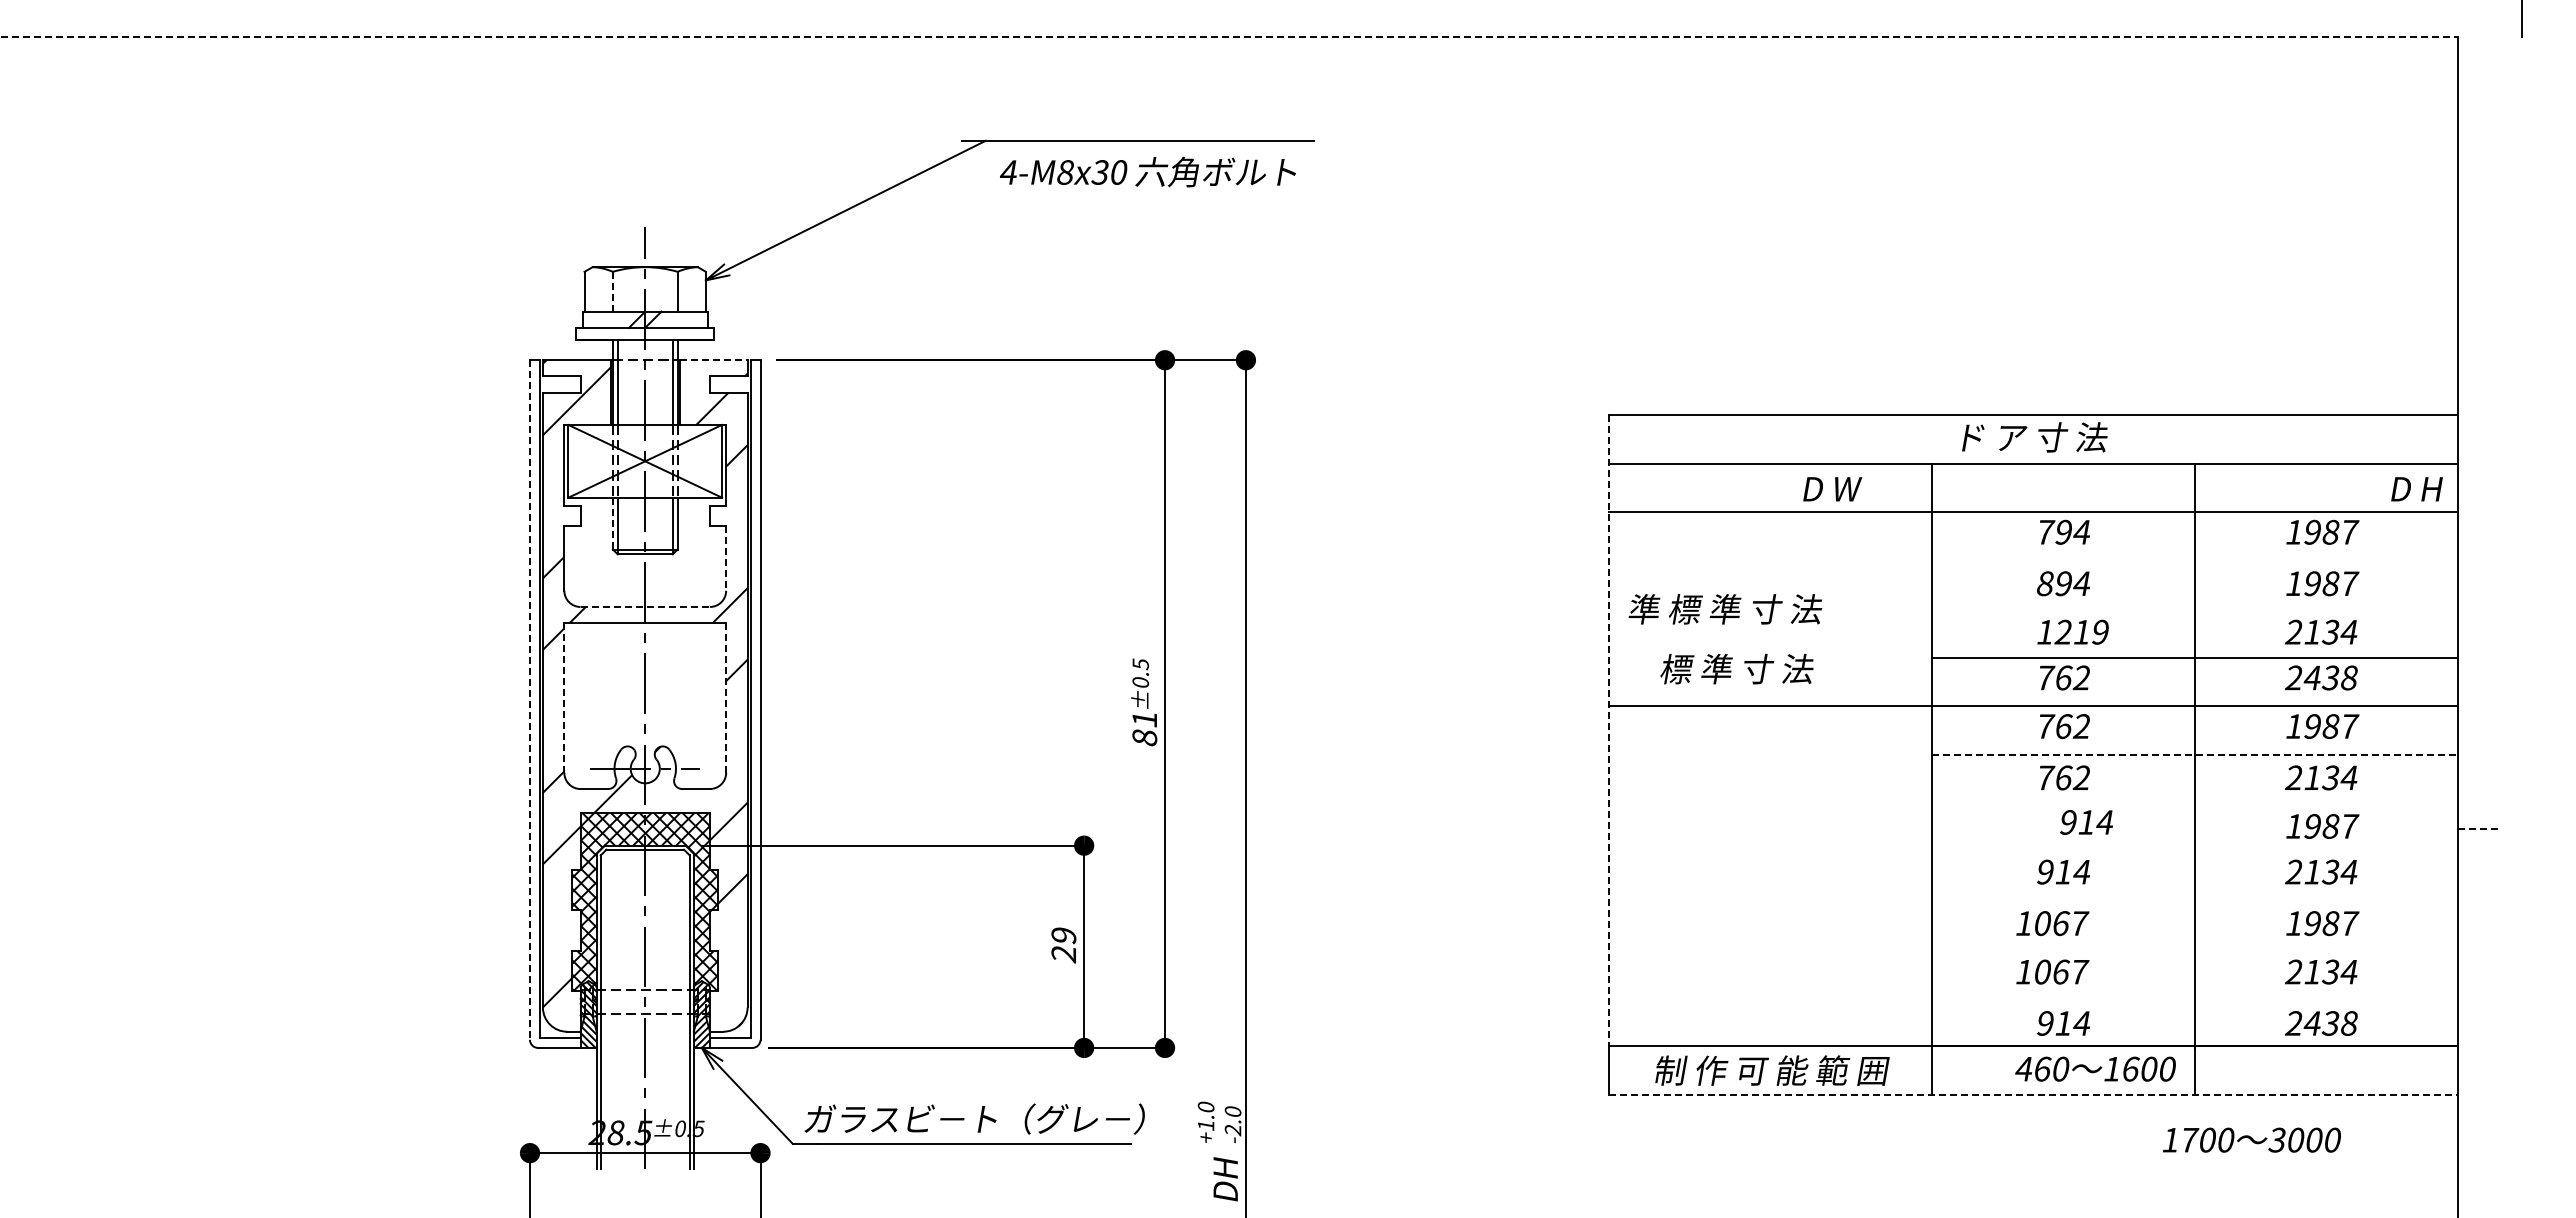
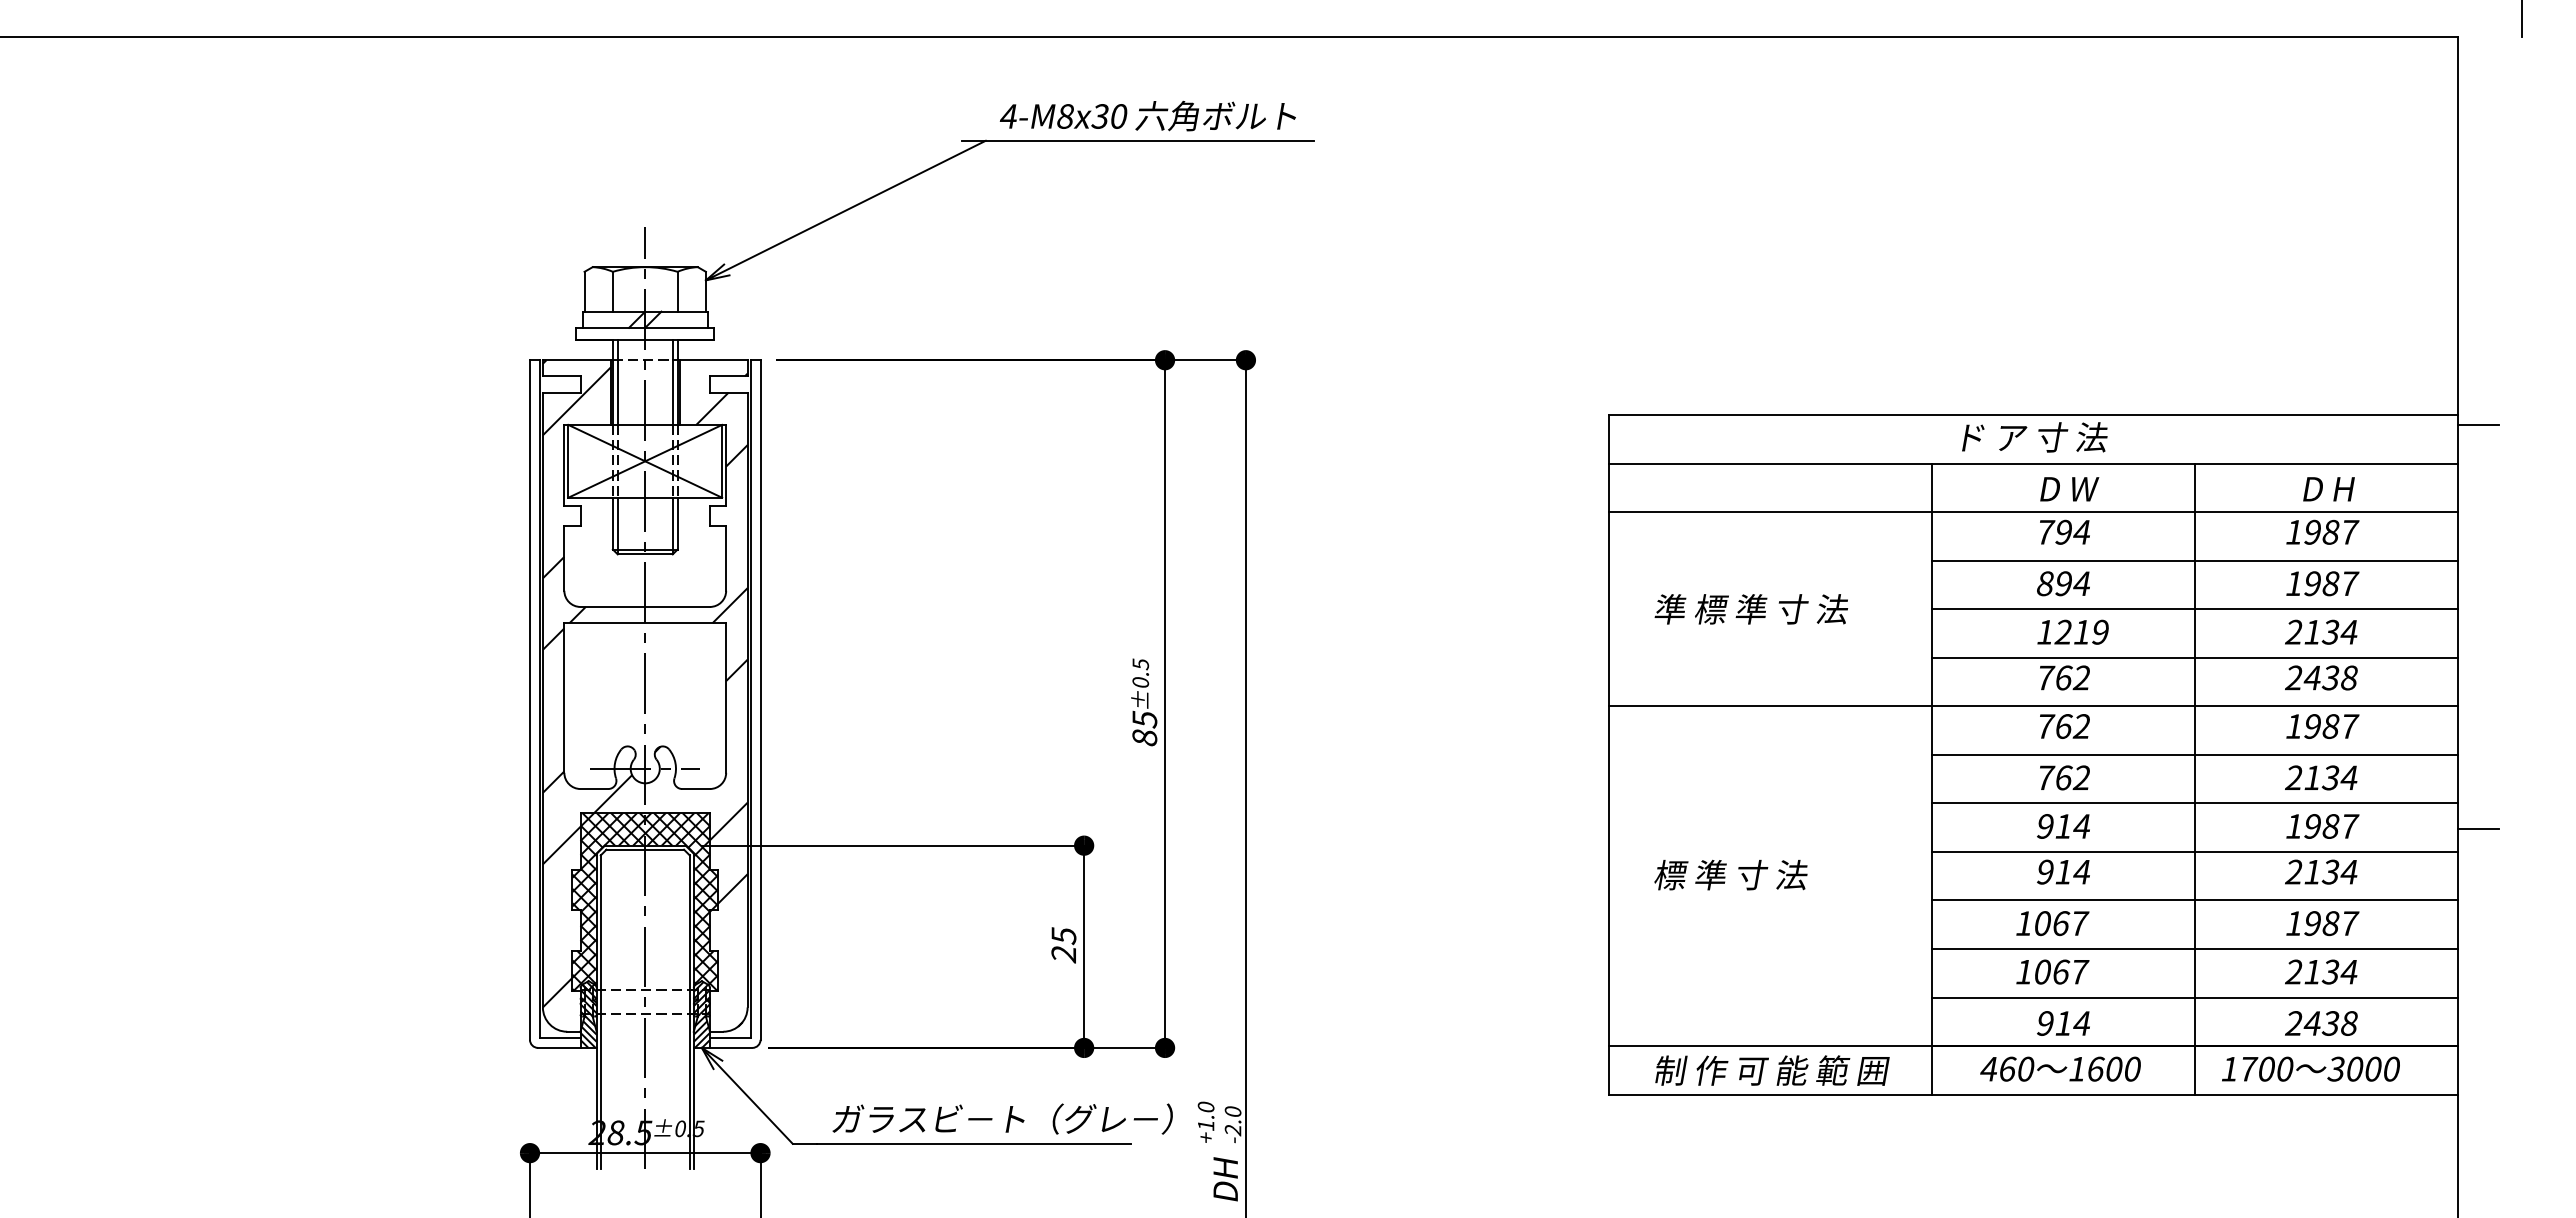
line: dashed -> solid (1229, 36)
text position: (1147, 171) -> (1147, 115) (1147, 115)
line: dashed -> solid (612, 291)
line: dashed -> solid (713, 360)
line: none -> present (2478, 424)
text position: (1832, 489) -> (2069, 489) (2069, 489)
text position: (2416, 489) -> (2328, 489) (2328, 489)
line: dashed -> solid (612, 523)
line: dashed -> solid (726, 558)
line: none -> present (2195, 560)
line: dashed -> solid (645, 606)
text position: (1725, 609) -> (1751, 609) (1751, 609)
line: none -> present (2195, 609)
text position: (1736, 668) -> (1730, 874) (1730, 874)
line: dashed -> solid (564, 697)
line: dashed -> solid (726, 697)
line: dashed -> solid (529, 700)
text: 81 -> 85 (1144, 719)
line: dashed -> solid (1608, 730)
line: dashed -> solid (2195, 754)
line: none -> present (2195, 803)
text position: (2086, 822) -> (2063, 826) (2063, 826)
line: dashed -> solid (2478, 829)
line: none -> present (2195, 851)
line: none -> present (2195, 900)
text: 29 -> 25 (1063, 936)
line: none -> present (2195, 949)
line: none -> present (2195, 997)
text position: (2095, 1068) -> (2060, 1068) (2060, 1068)
line: dashed -> solid (2033, 1094)
text position: (974, 1118) -> (1002, 1118) (1002, 1118)
text position: (2251, 1139) -> (2310, 1068) (2310, 1068)
